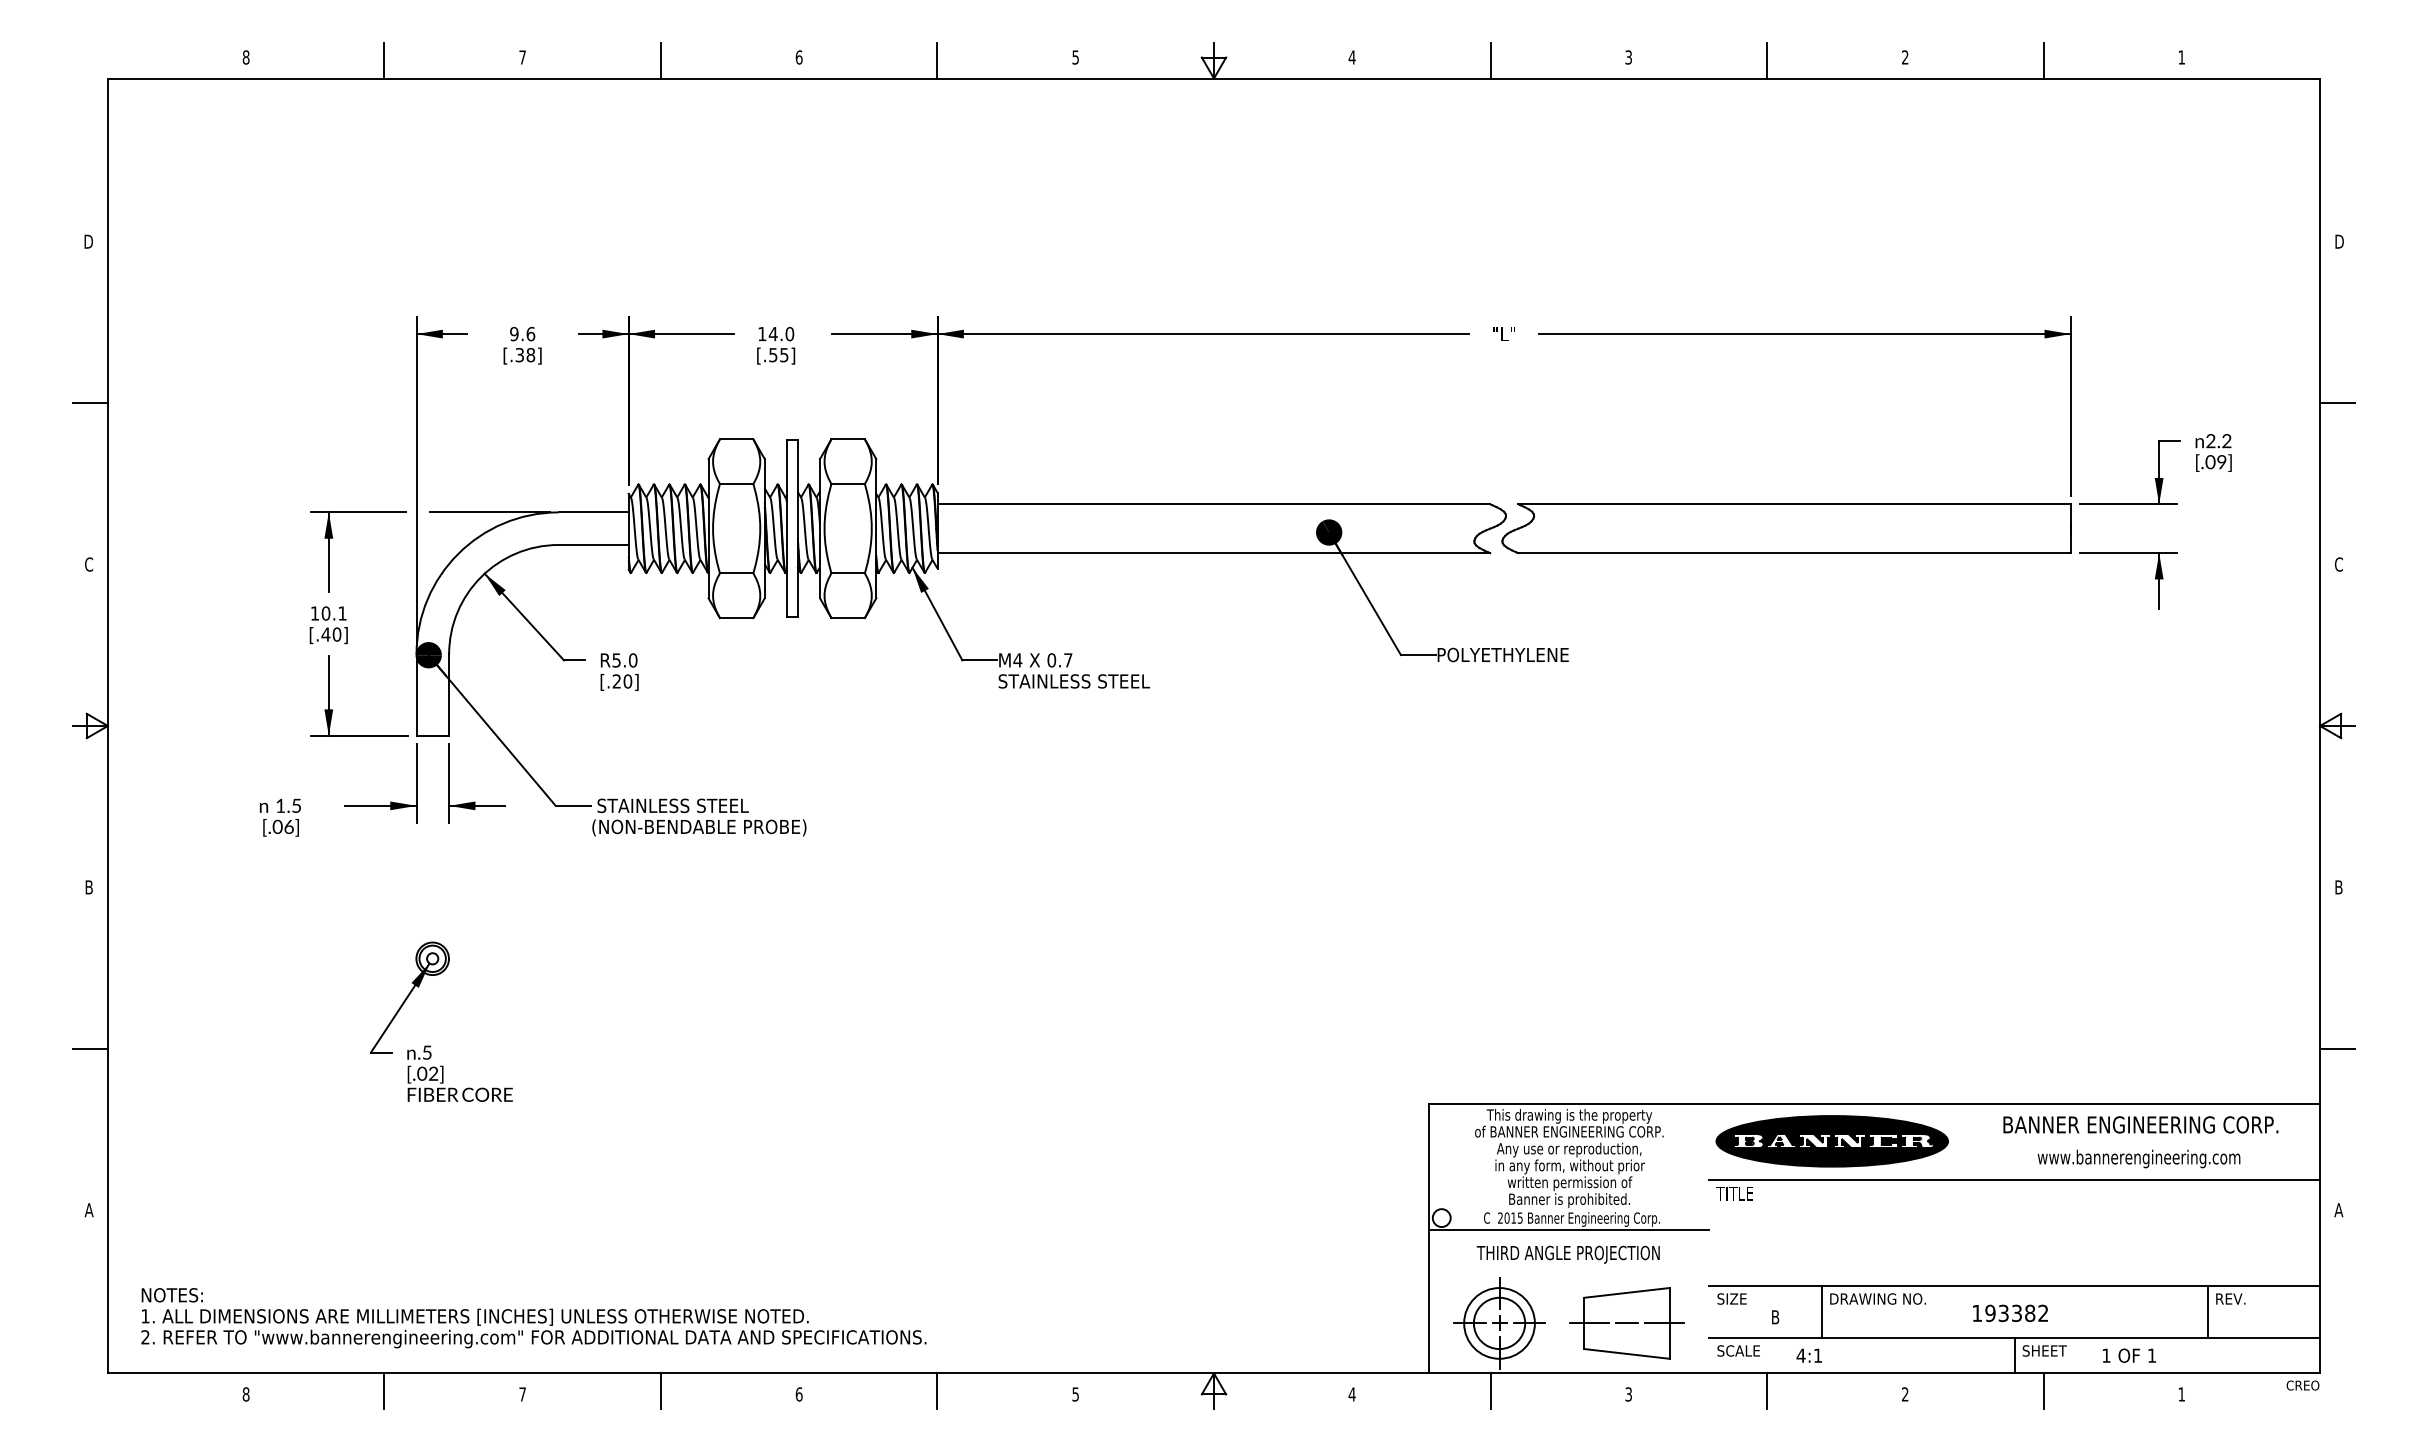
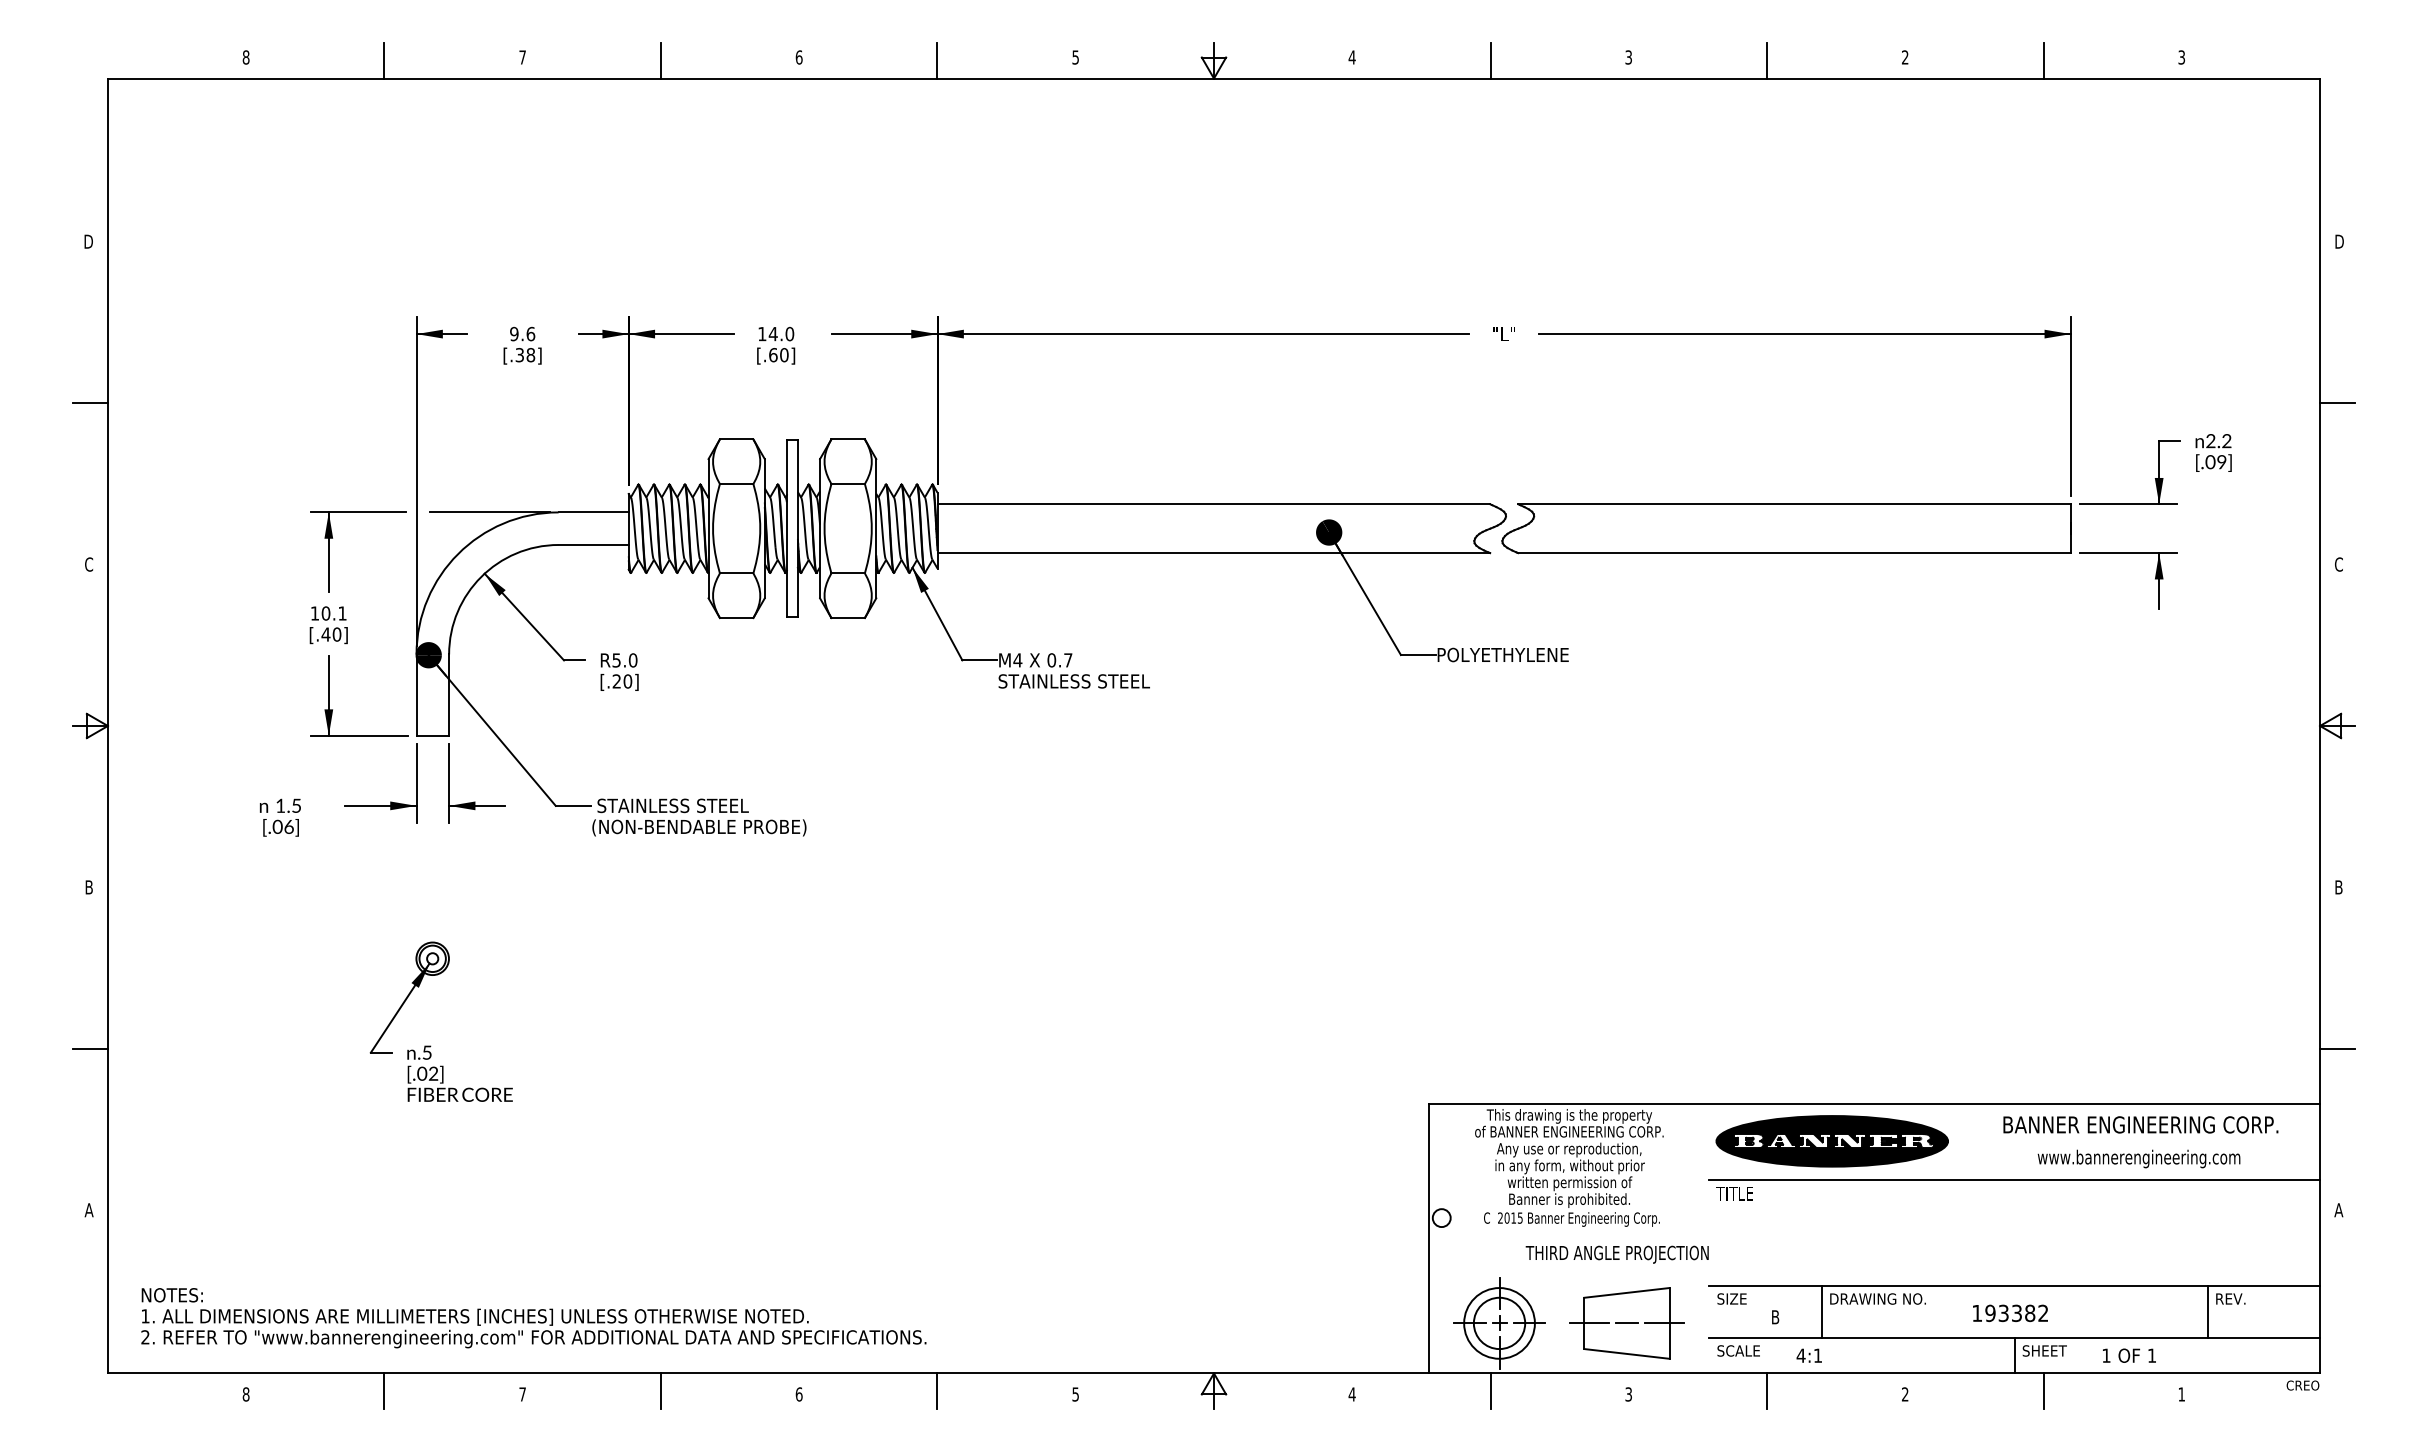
text: 1 -> 3 (2181, 57)
text: [.55] -> [.60] (778, 355)
line: present -> none (1568, 1230)
text position: (1567, 1254) -> (1616, 1254) (1616, 1254)
